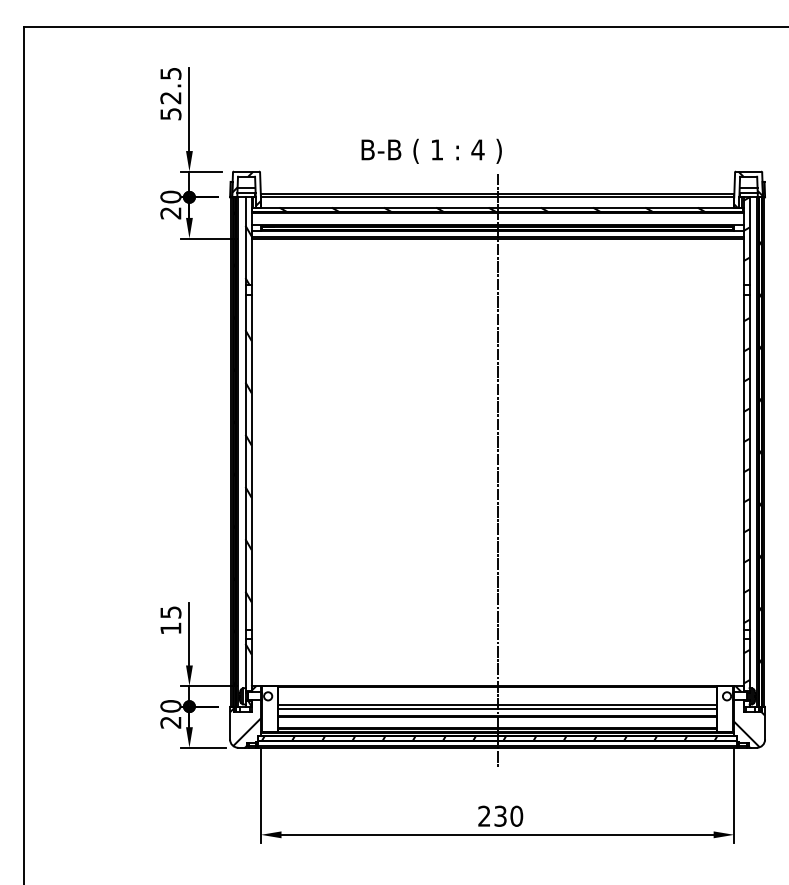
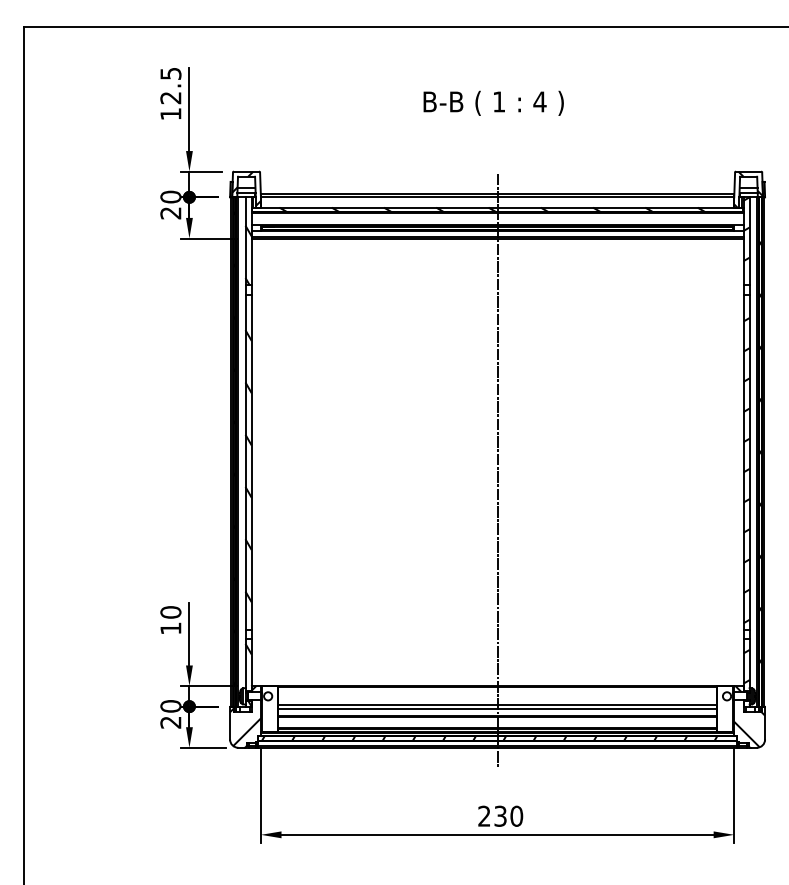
text: 52.5 -> 12.5 (170, 114)
text position: (431, 150) -> (493, 102) (493, 102)
text: 15 -> 10 (170, 612)
